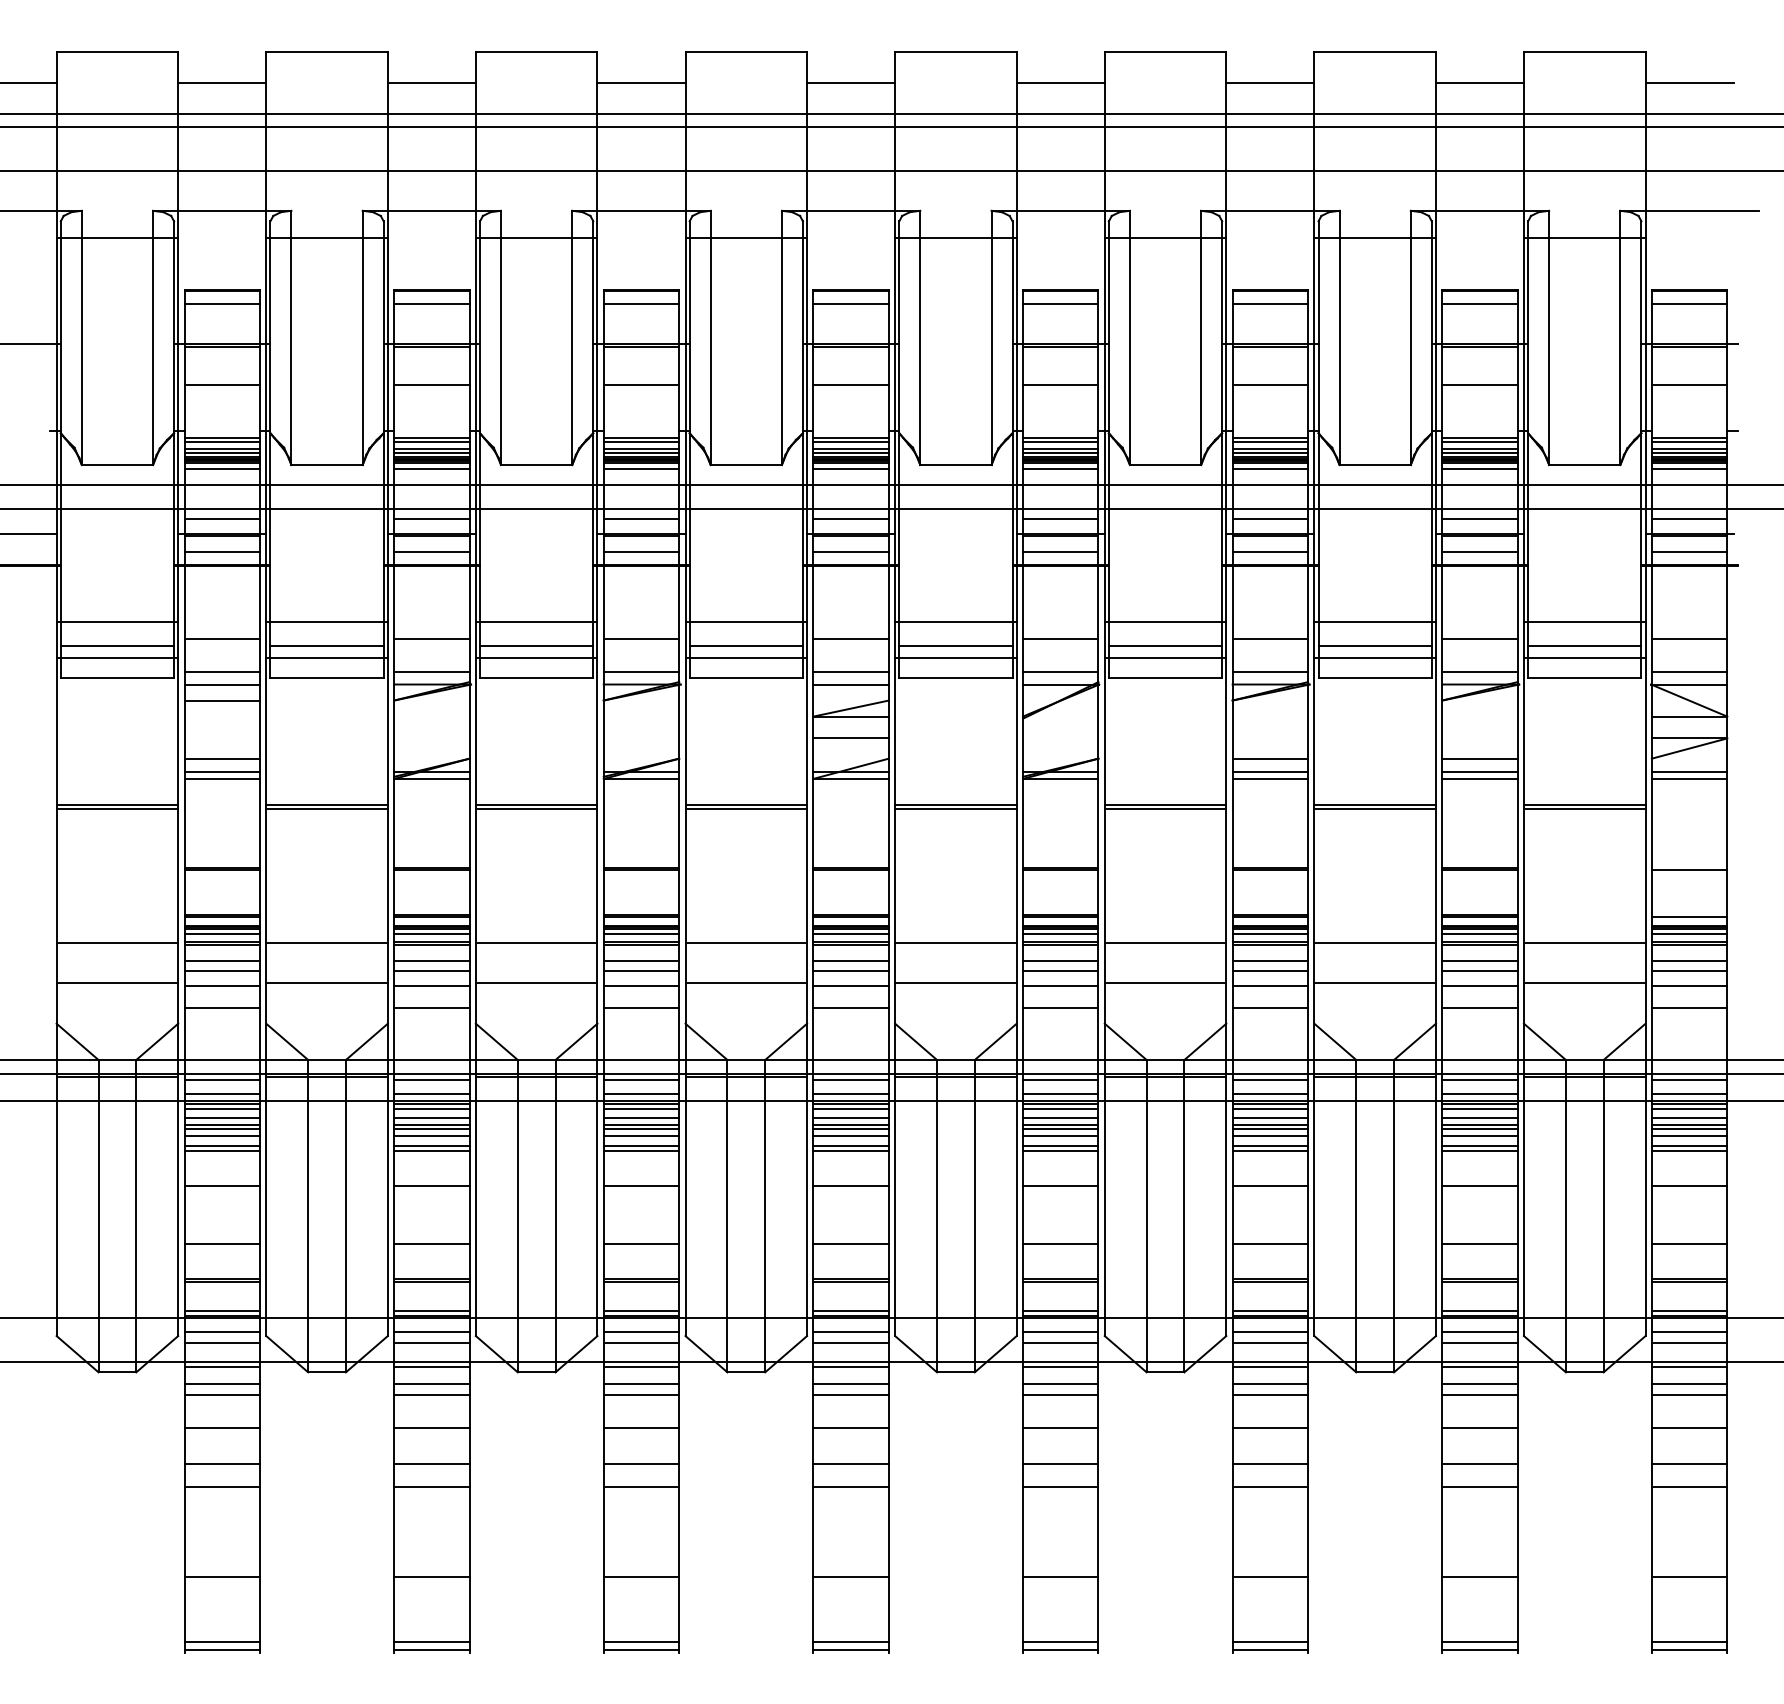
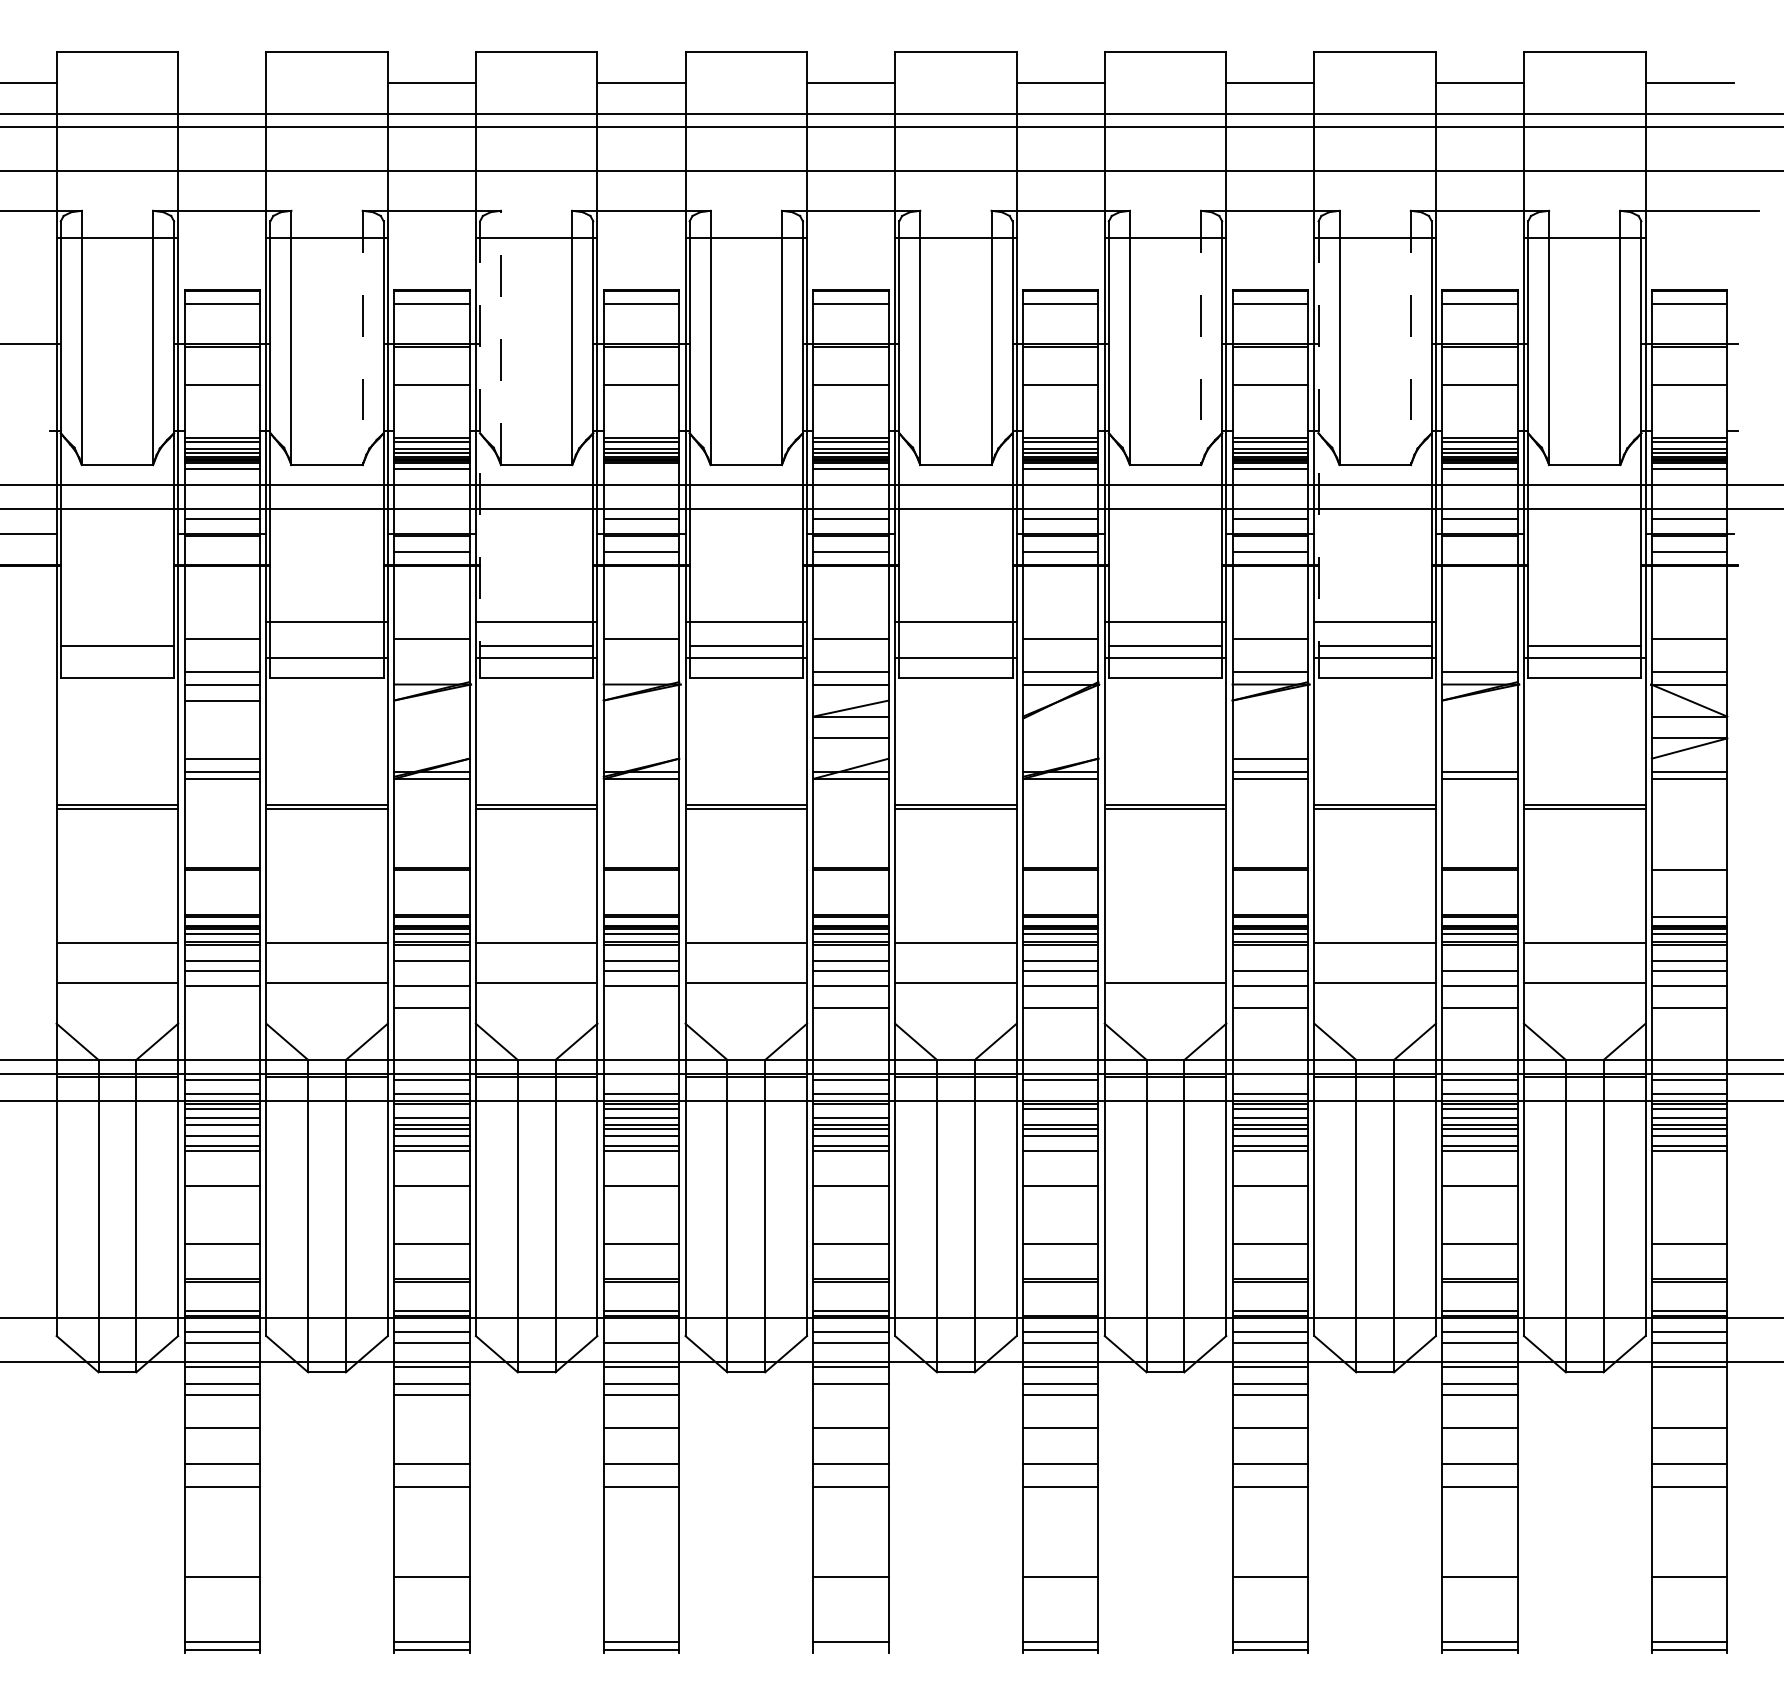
line: present -> none (222, 83)
line: solid -> dashed (501, 337)
line: solid -> dashed (362, 338)
line: solid -> dashed (1201, 338)
line: solid -> dashed (1410, 338)
line: solid -> dashed (480, 450)
line: solid -> dashed (1318, 450)
line: present -> none (641, 468)
line: present -> none (431, 518)
line: present -> none (221, 552)
line: present -> none (1479, 552)
line: present -> none (117, 621)
line: present -> none (1584, 621)
line: present -> none (1479, 639)
line: present -> none (326, 646)
line: present -> none (955, 646)
line: present -> none (117, 657)
line: present -> none (431, 672)
line: present -> none (641, 672)
line: present -> none (1479, 758)
line: present -> none (1165, 943)
line: present -> none (1270, 960)
line: present -> none (1479, 960)
line: present -> none (431, 970)
line: present -> none (221, 1007)
line: present -> none (641, 1007)
line: present -> none (641, 1080)
line: present -> none (1270, 1080)
line: present -> none (1060, 1093)
line: present -> none (431, 1108)
line: present -> none (850, 1108)
line: present -> none (1060, 1118)
line: present -> none (221, 1129)
line: present -> none (1060, 1145)
line: present -> none (1689, 1186)
line: present -> none (1060, 1310)
line: present -> none (641, 1331)
line: present -> none (1689, 1384)
line: present -> none (850, 1395)
line: present -> none (1689, 1395)
line: present -> none (431, 1428)
line: present -> none (641, 1576)
line: present -> none (850, 1650)
